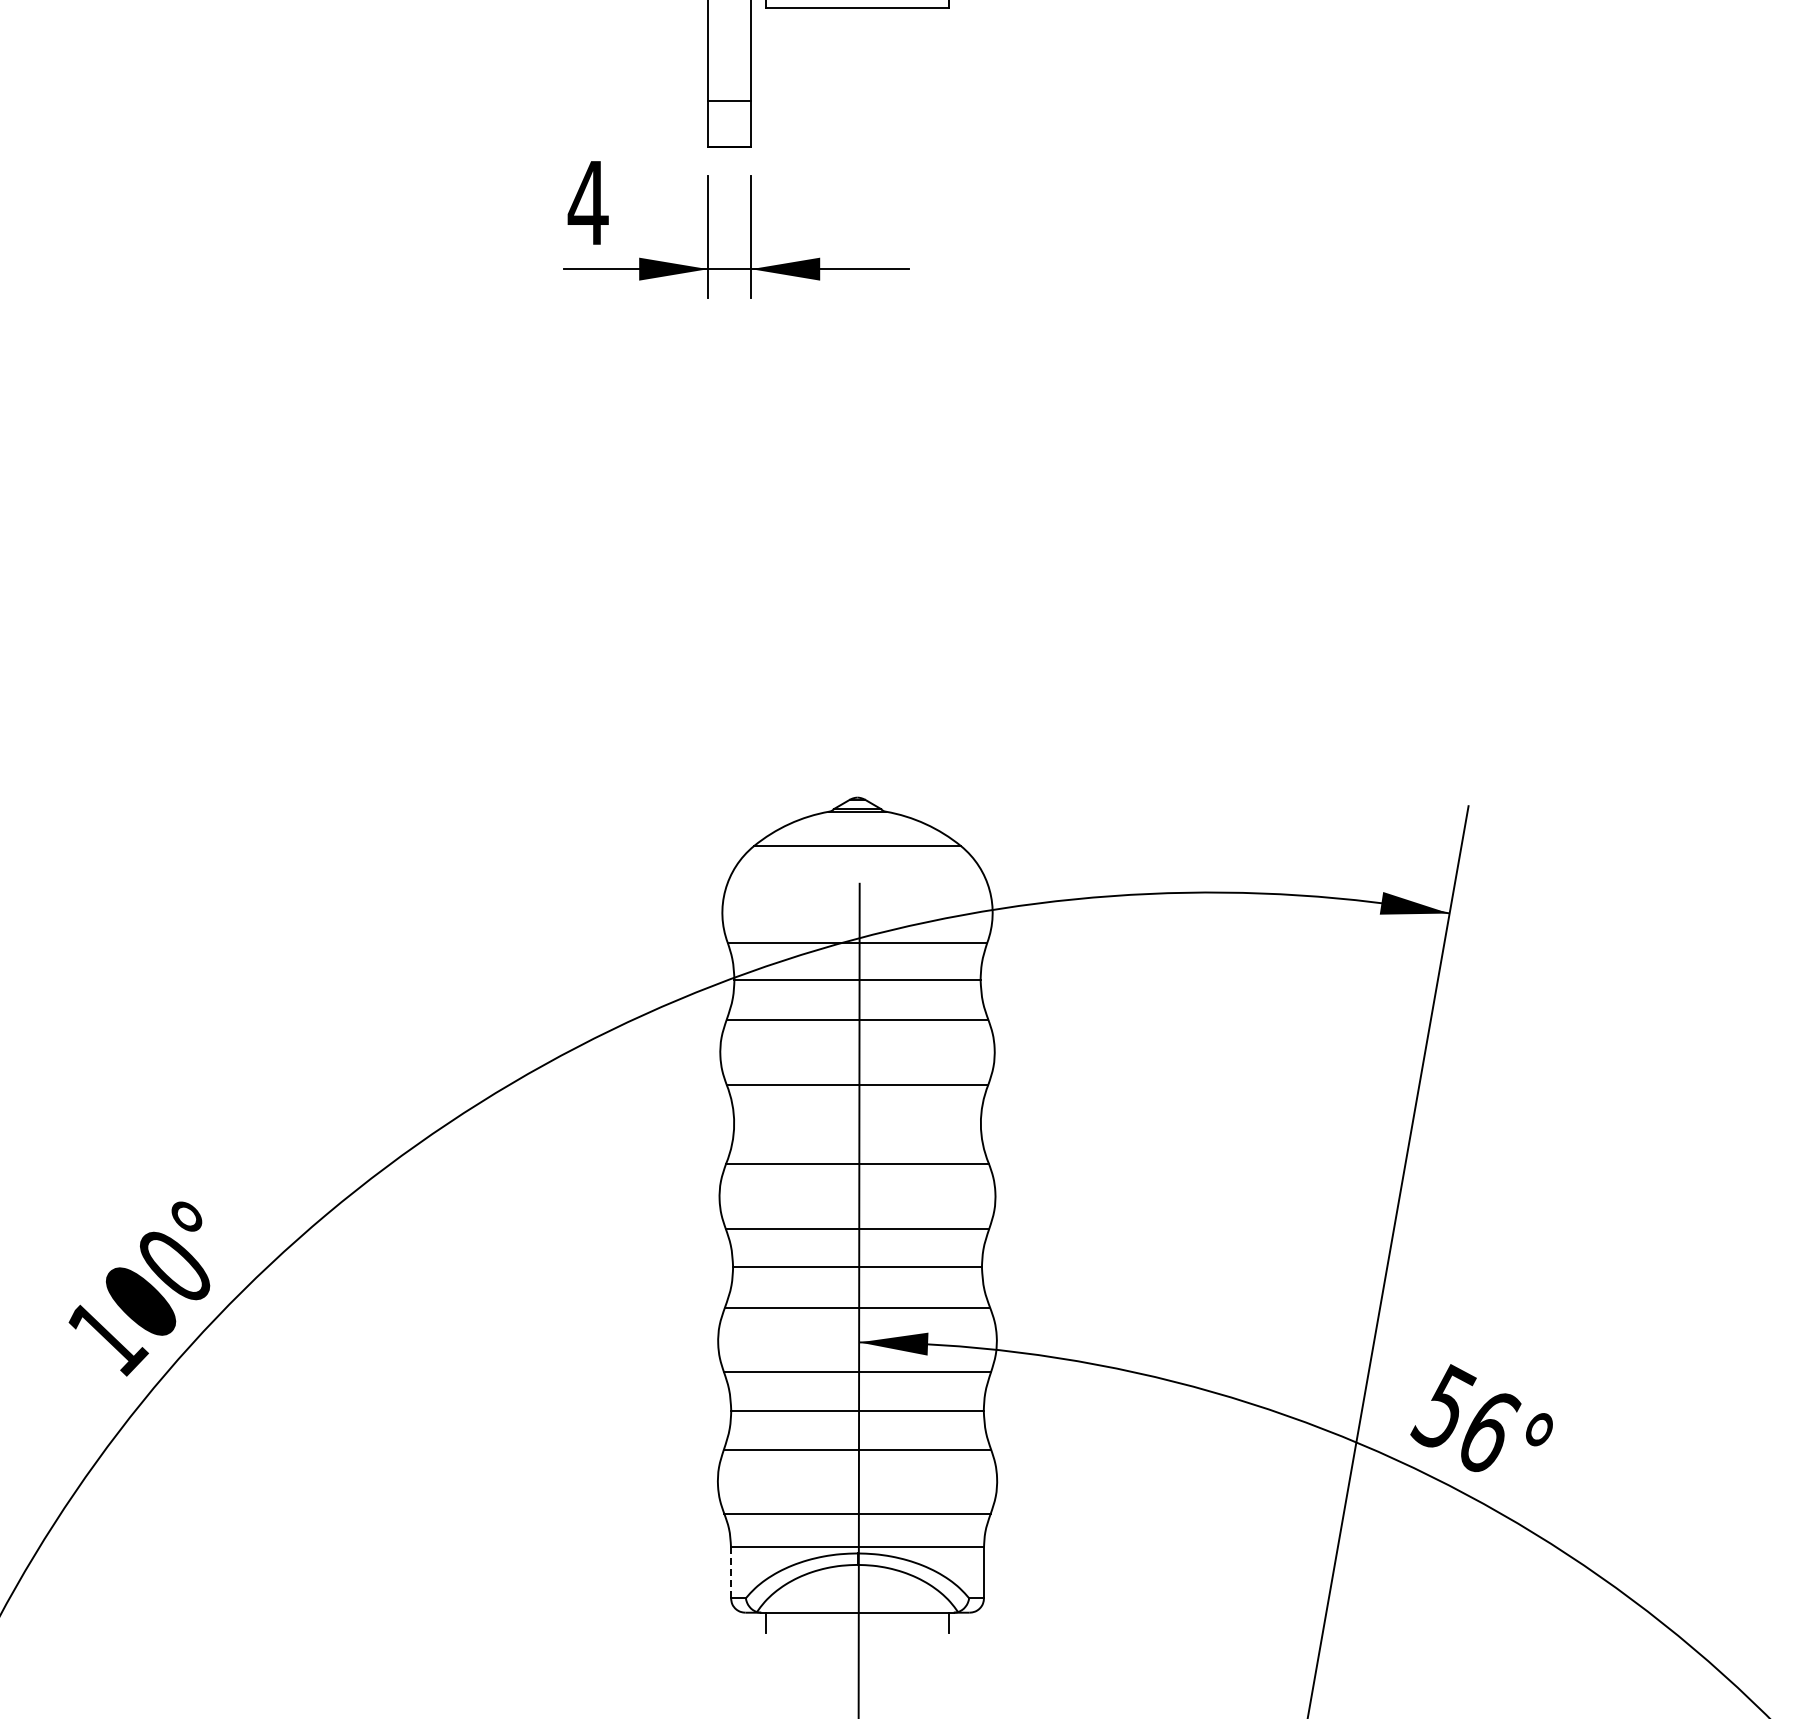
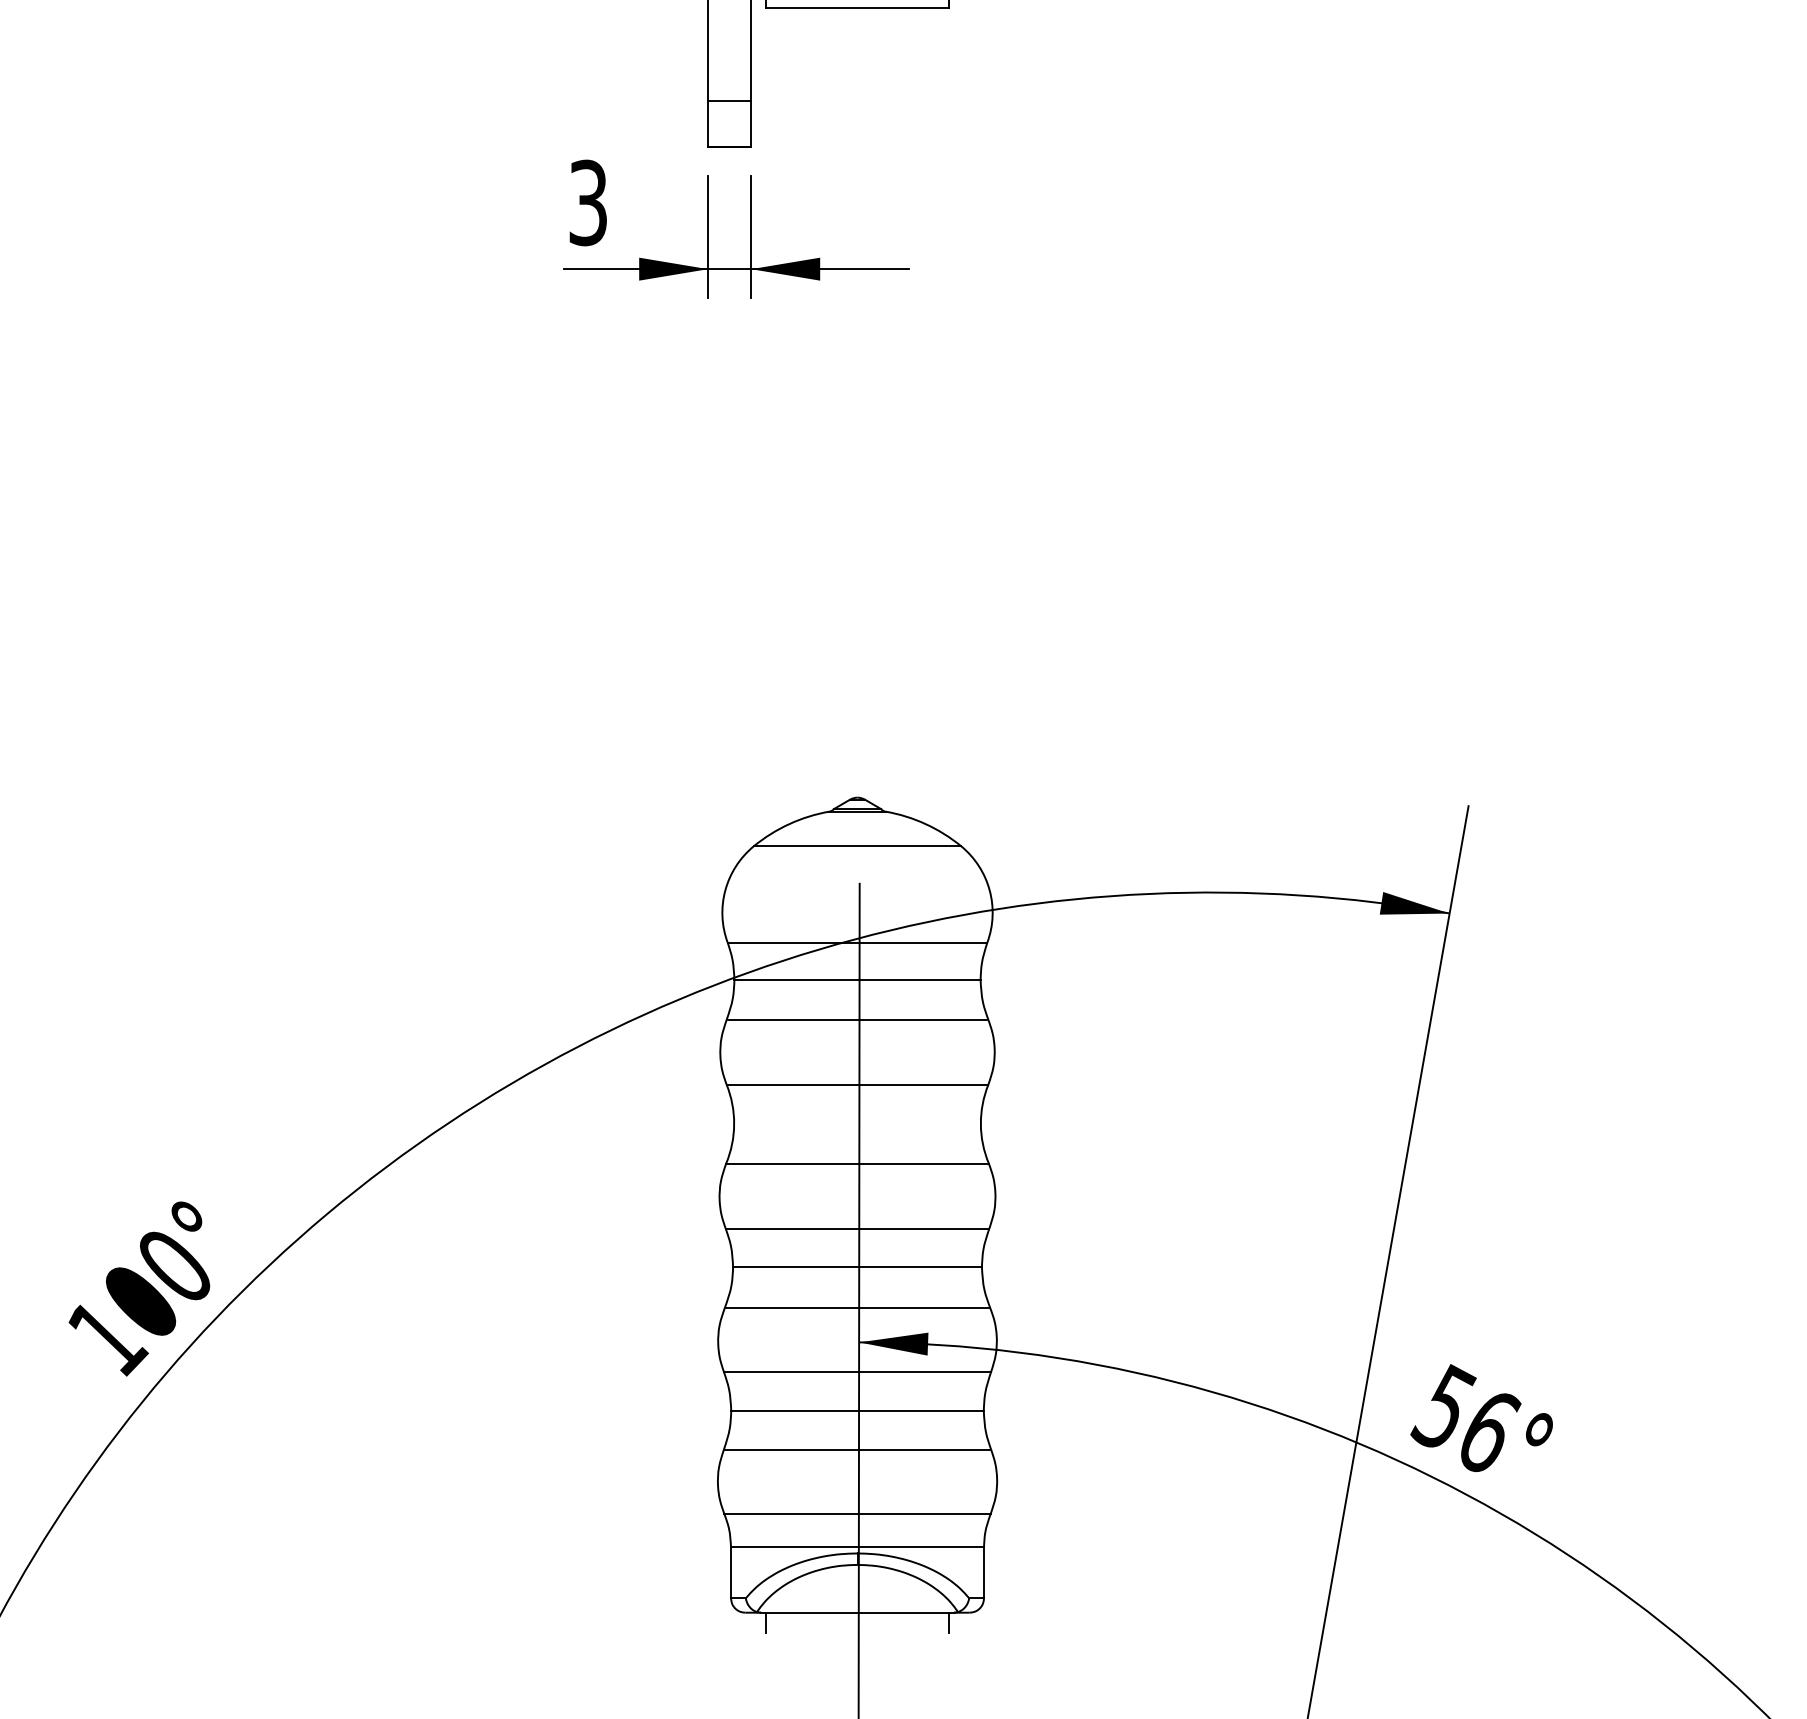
text: 4 -> 3 (587, 202)
line: dashed -> solid (731, 1573)
